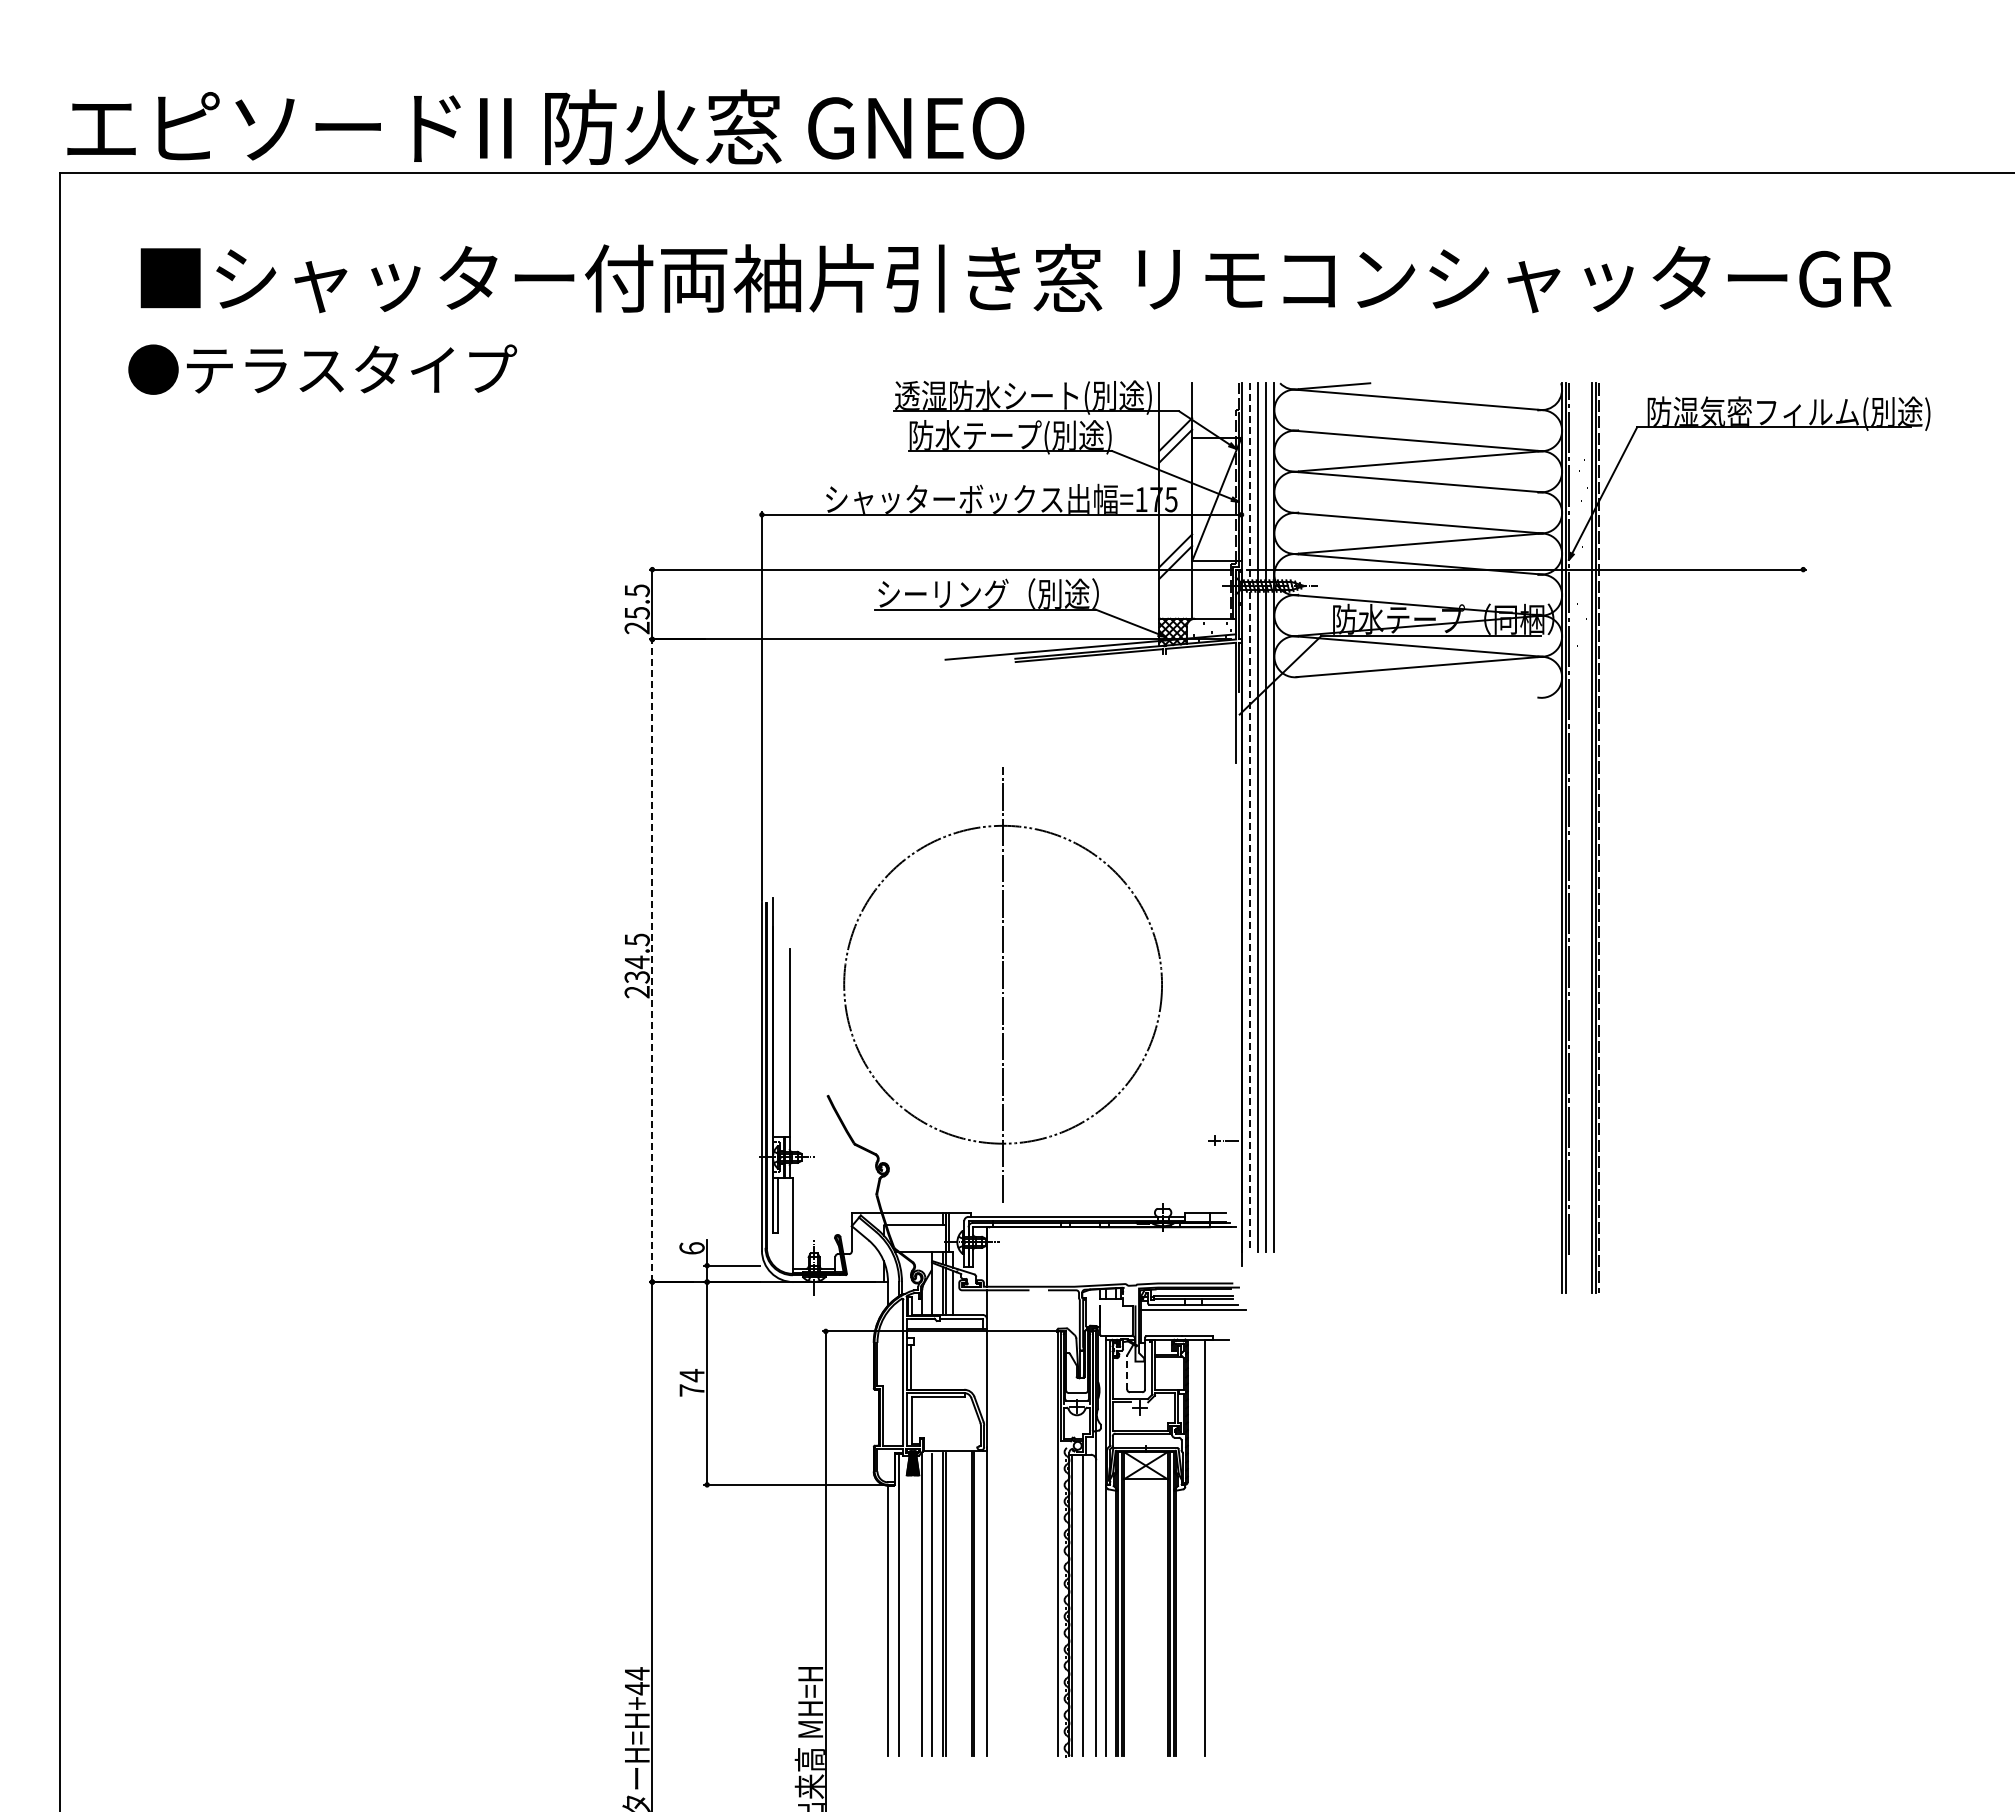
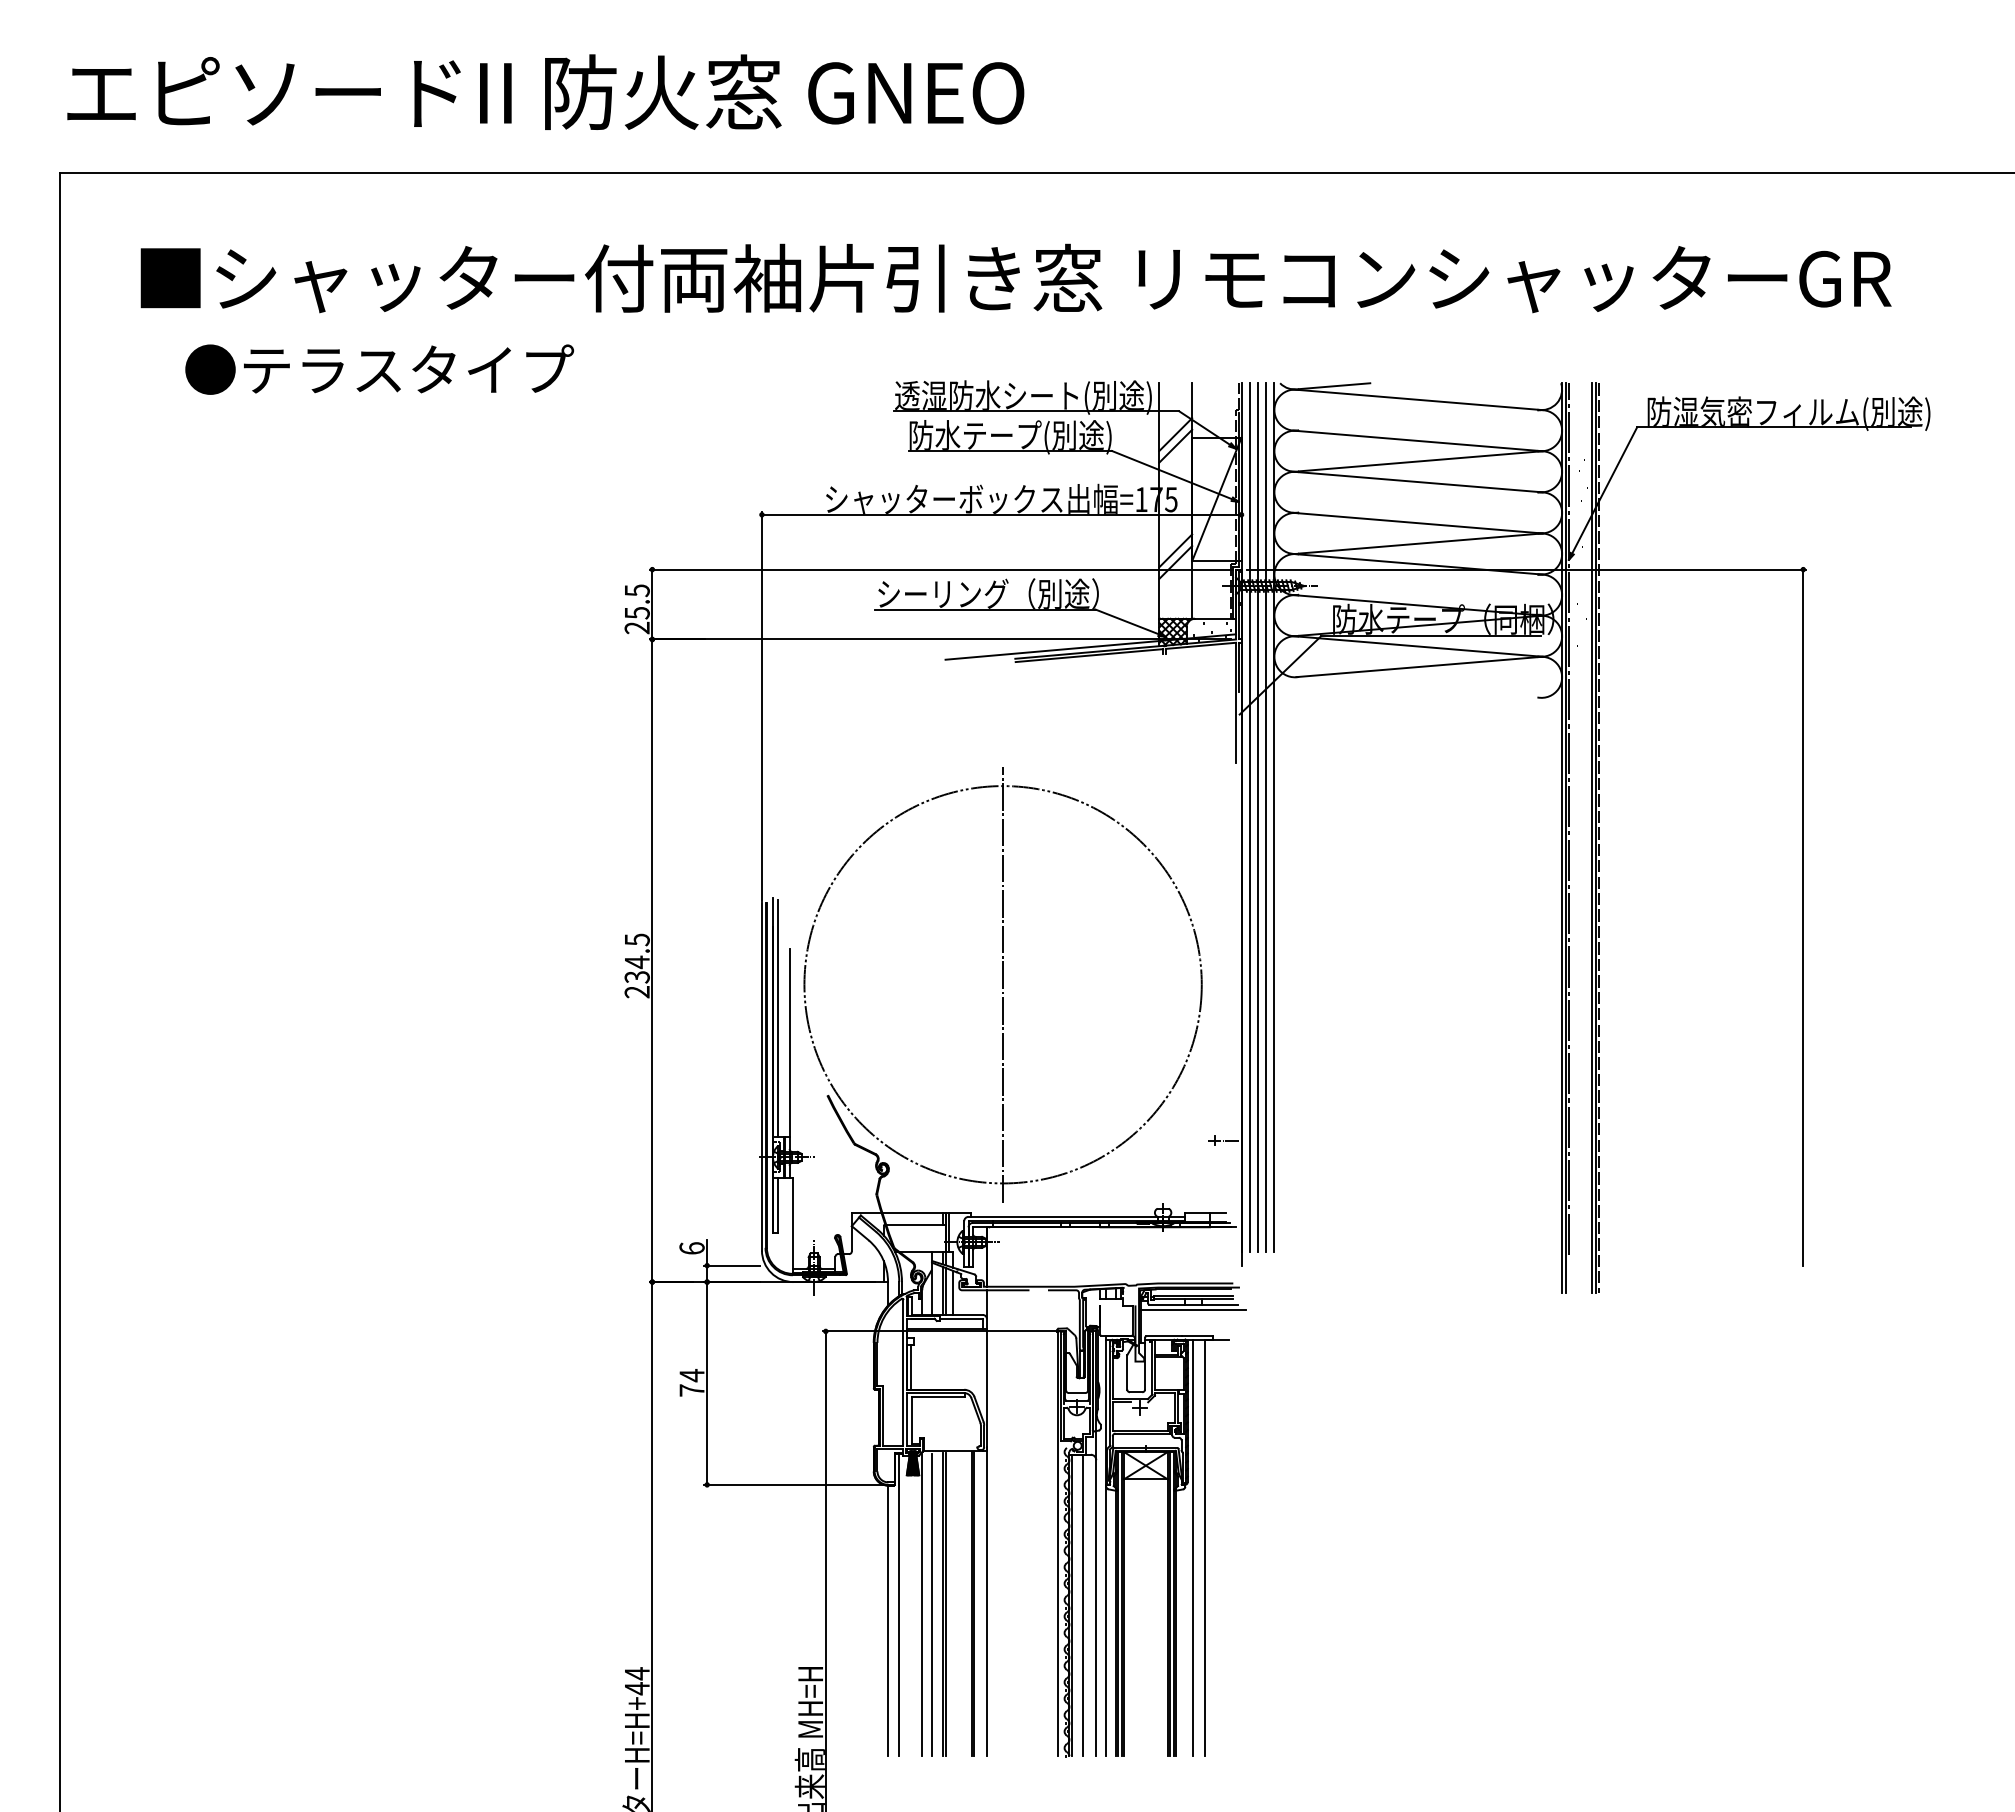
text position: (545, 126) -> (545, 91) (545, 91)
text position: (322, 369) -> (379, 369) (379, 369)
line: dashed -> solid (1249, 818)
line: none -> present (1803, 917)
line: dashed -> solid (652, 960)
circle diameter: 318 px -> 397 px (1002, 984)
line: none -> present (778, 1017)
line: dashed -> solid (1127, 1372)
line: none -> present (1192, 1547)
